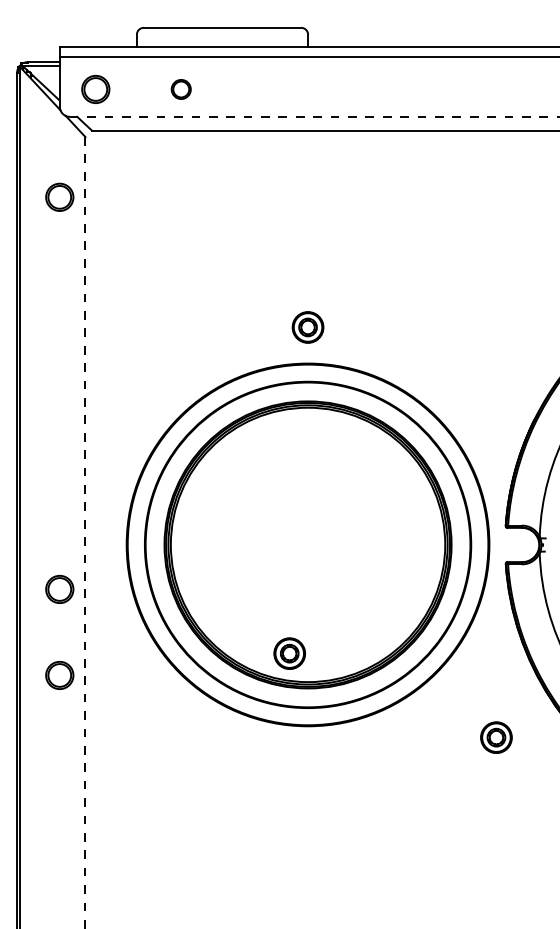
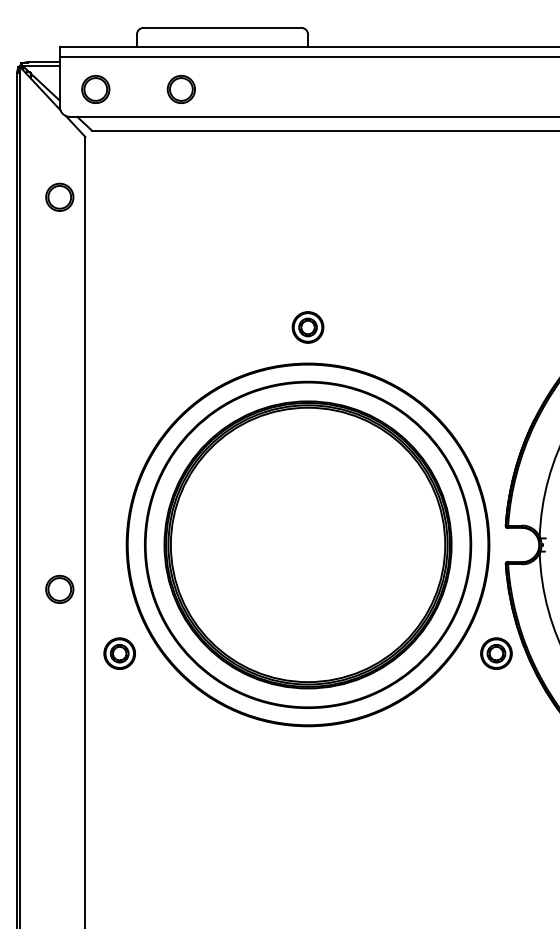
part size: 22x21 px -> 30x29 px (180, 89)
line: dashed -> solid (314, 116)
line: dashed -> solid (85, 532)
part position: (289, 653) -> (119, 653) (119, 653)
part: present -> none (59, 674)
part position: (496, 737) -> (496, 653) (496, 653)
